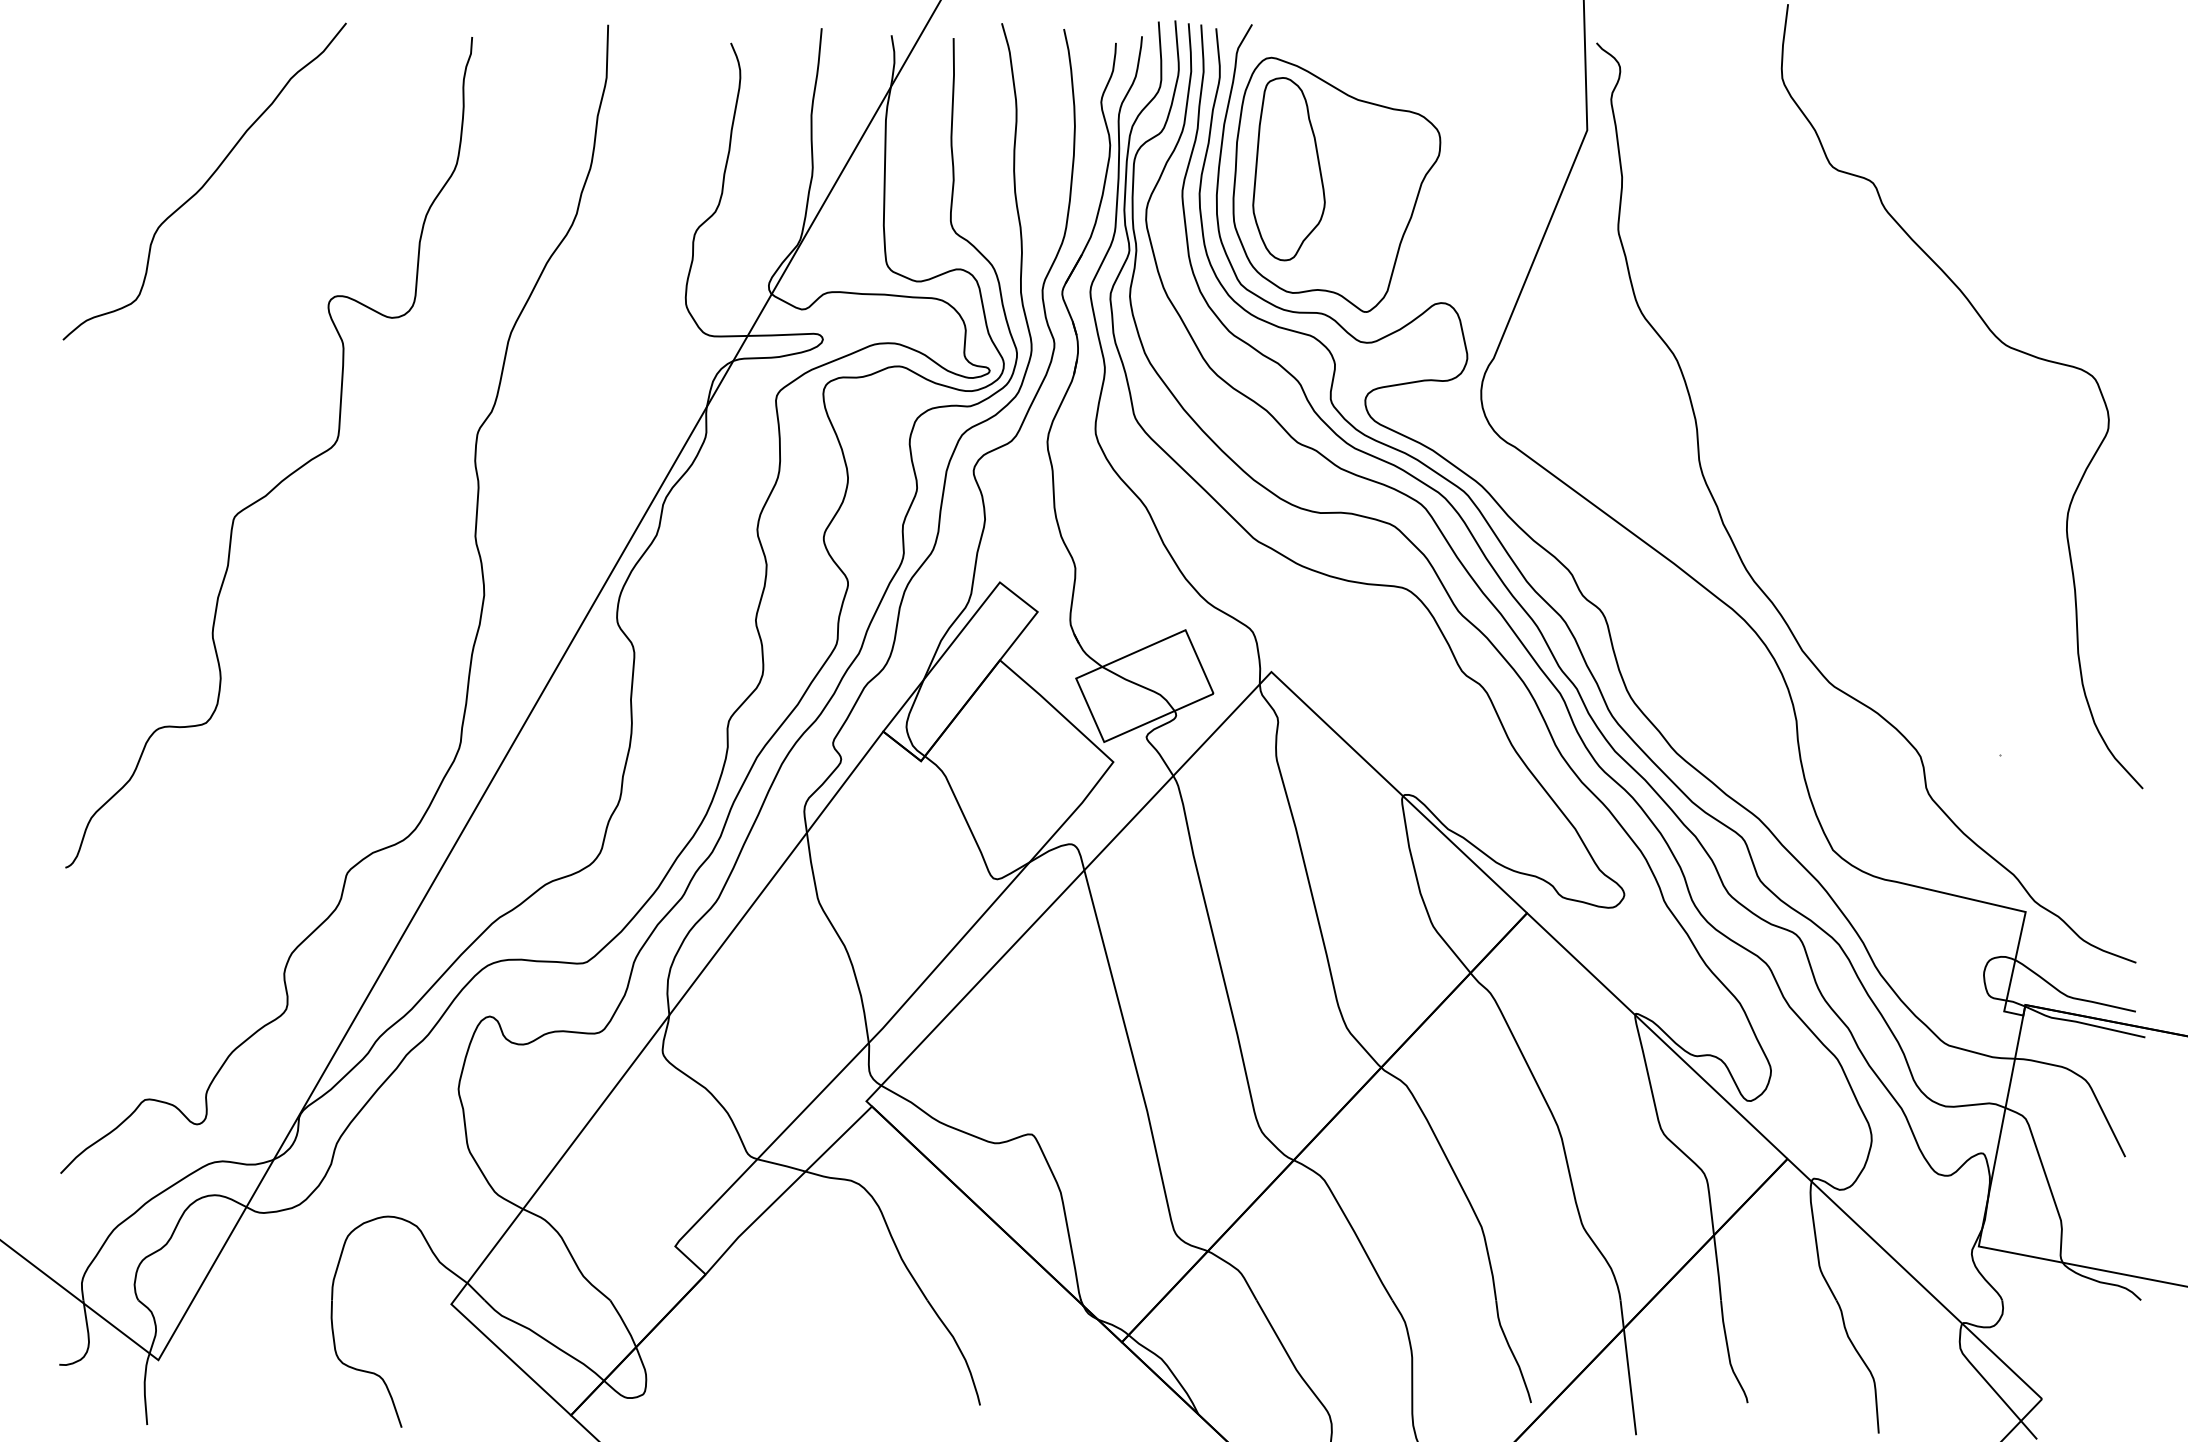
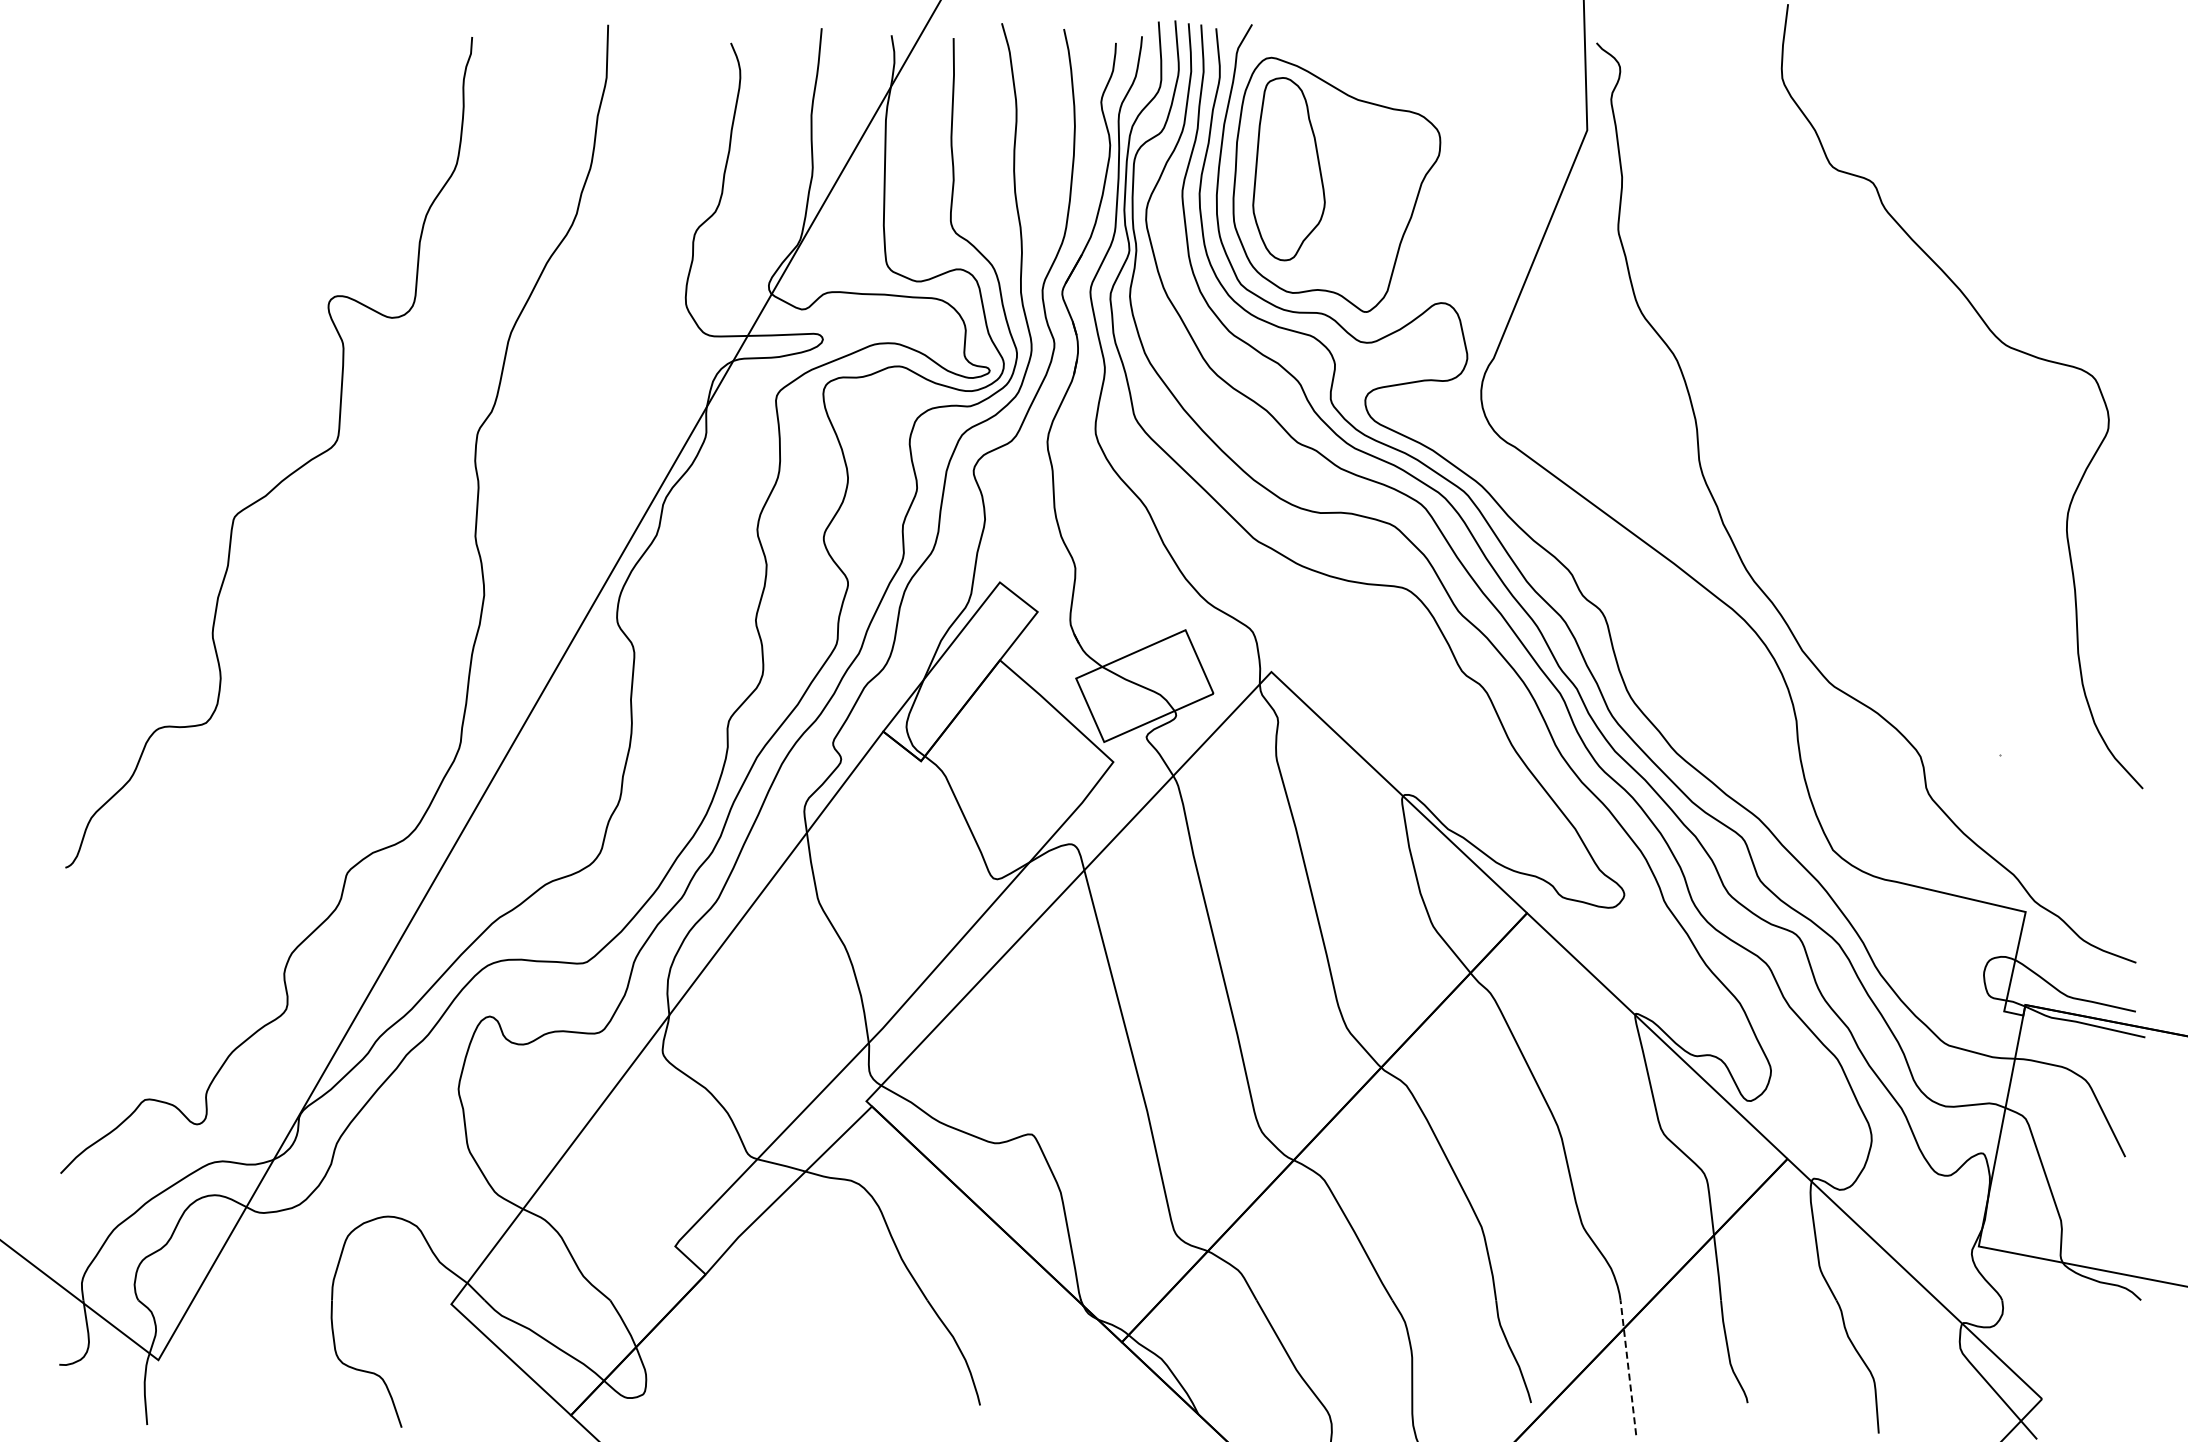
curve: present -> none (205, 181)
line: solid -> dashed (1628, 1367)
